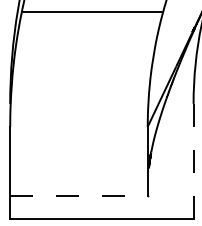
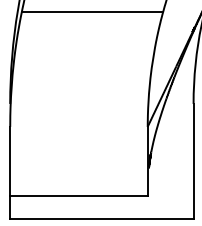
line: dashed -> solid (193, 161)
line: dashed -> solid (78, 195)
